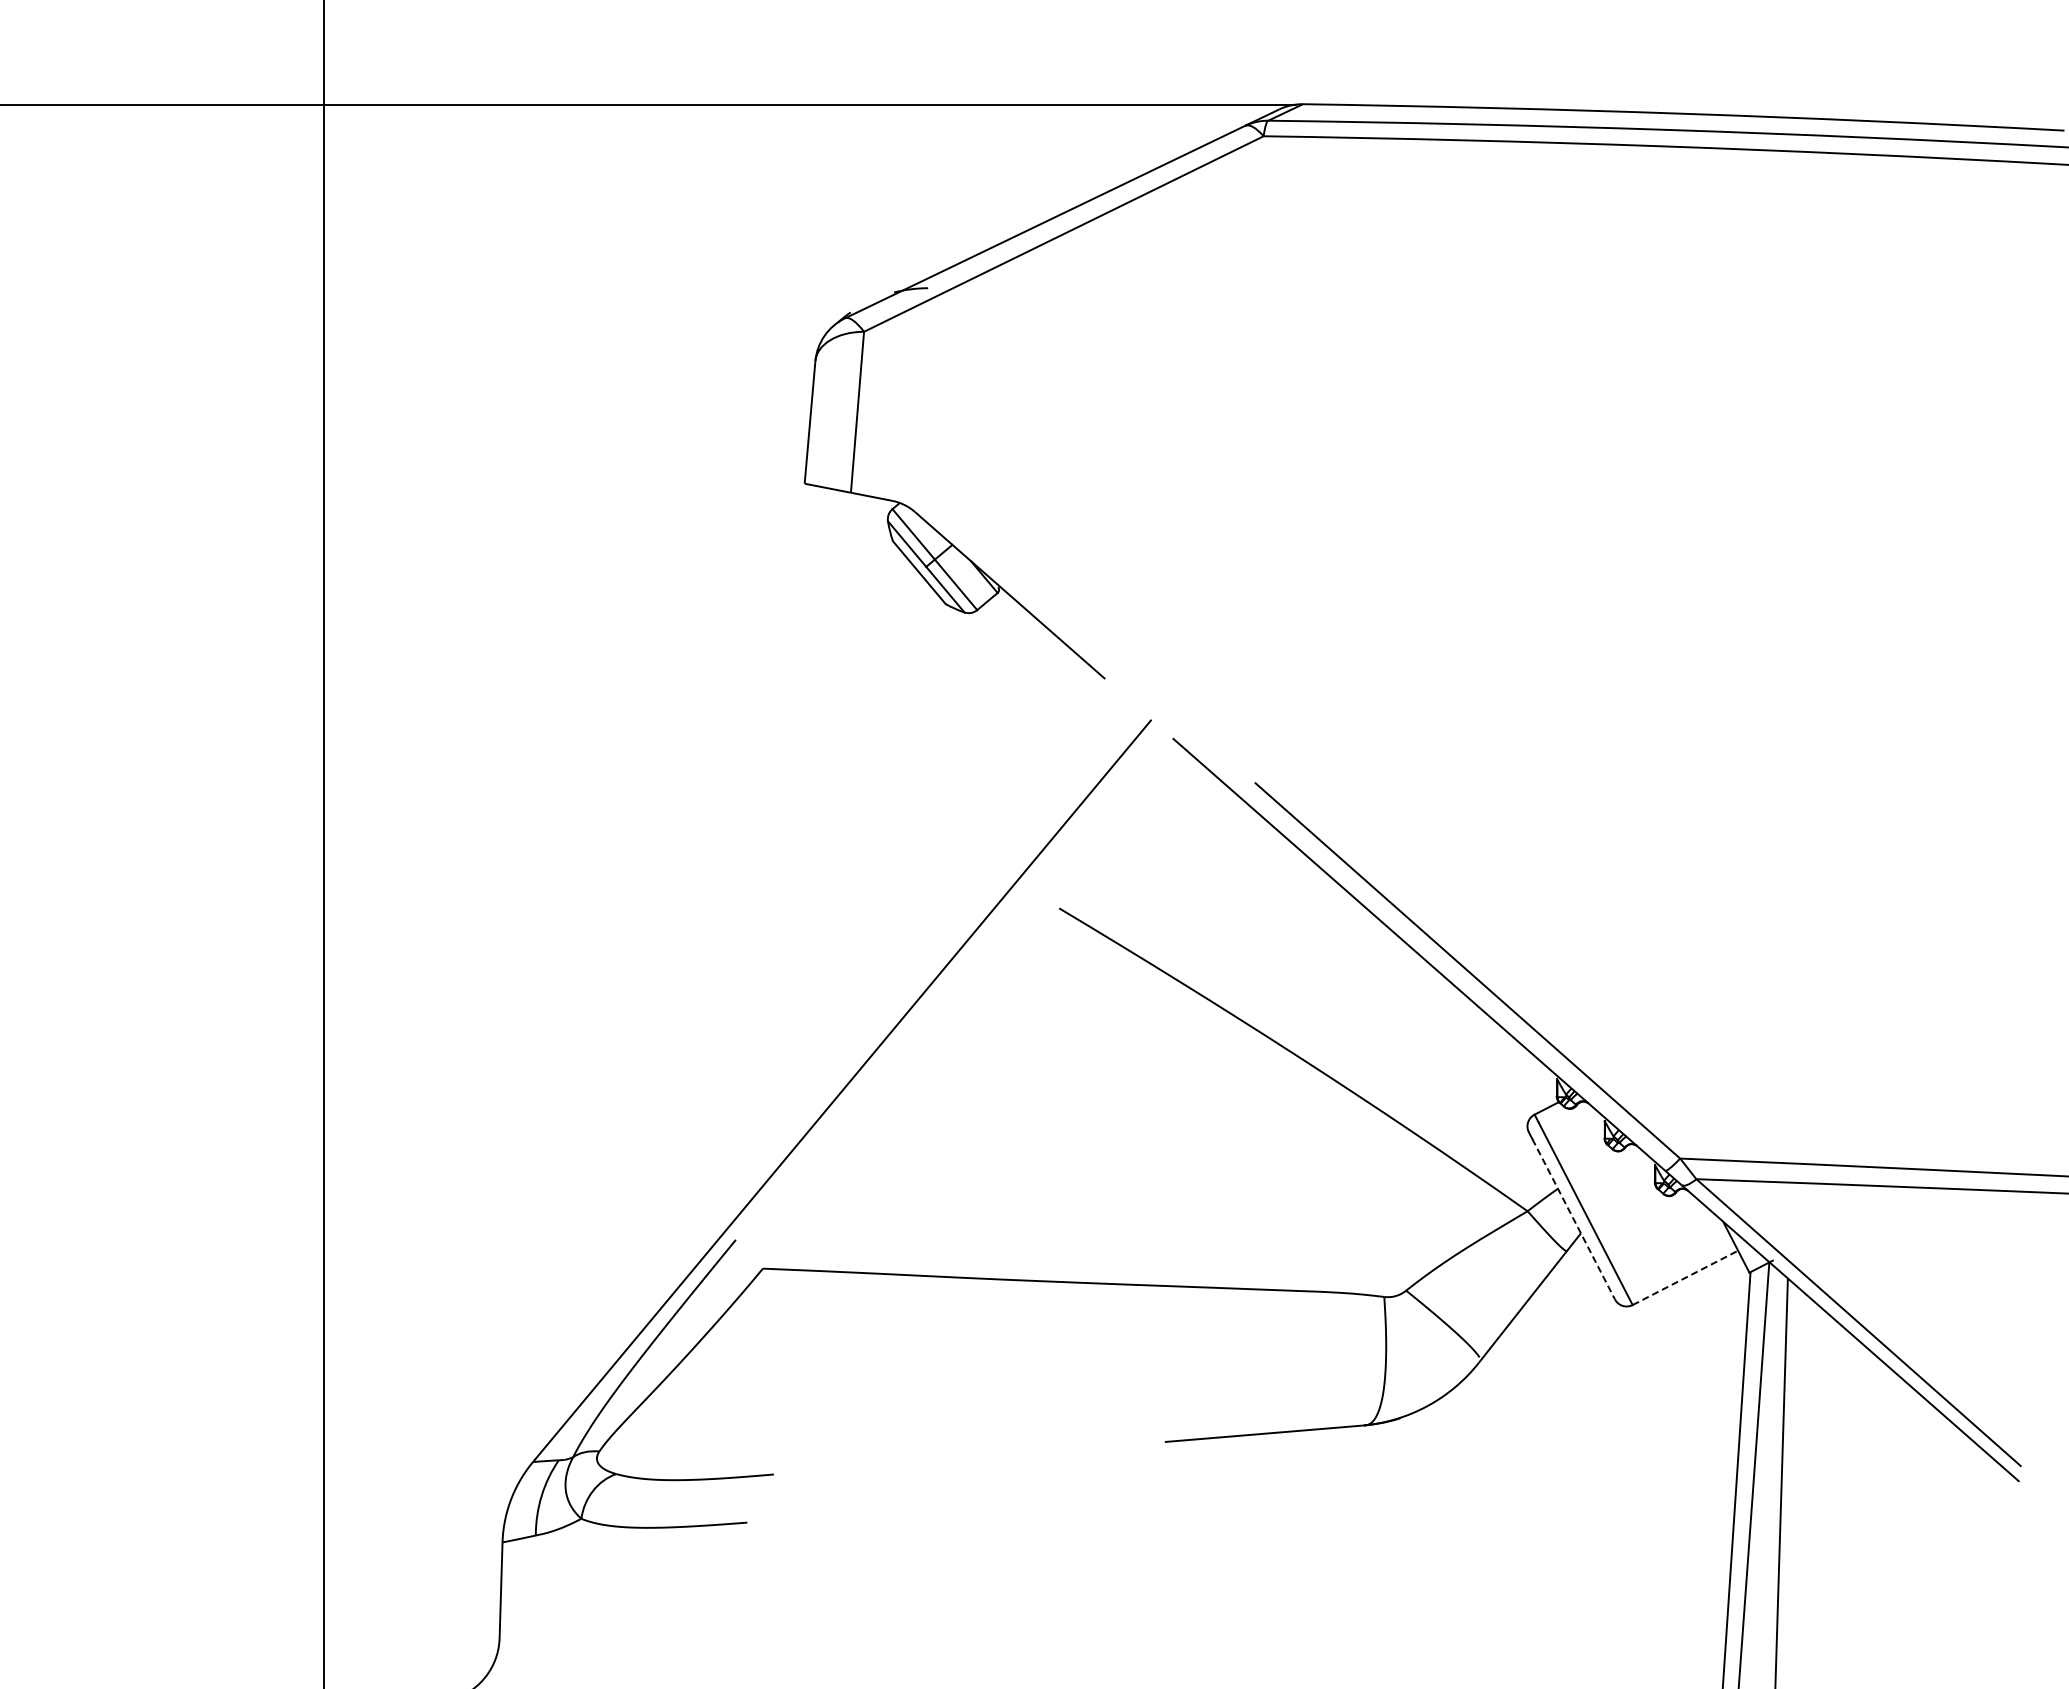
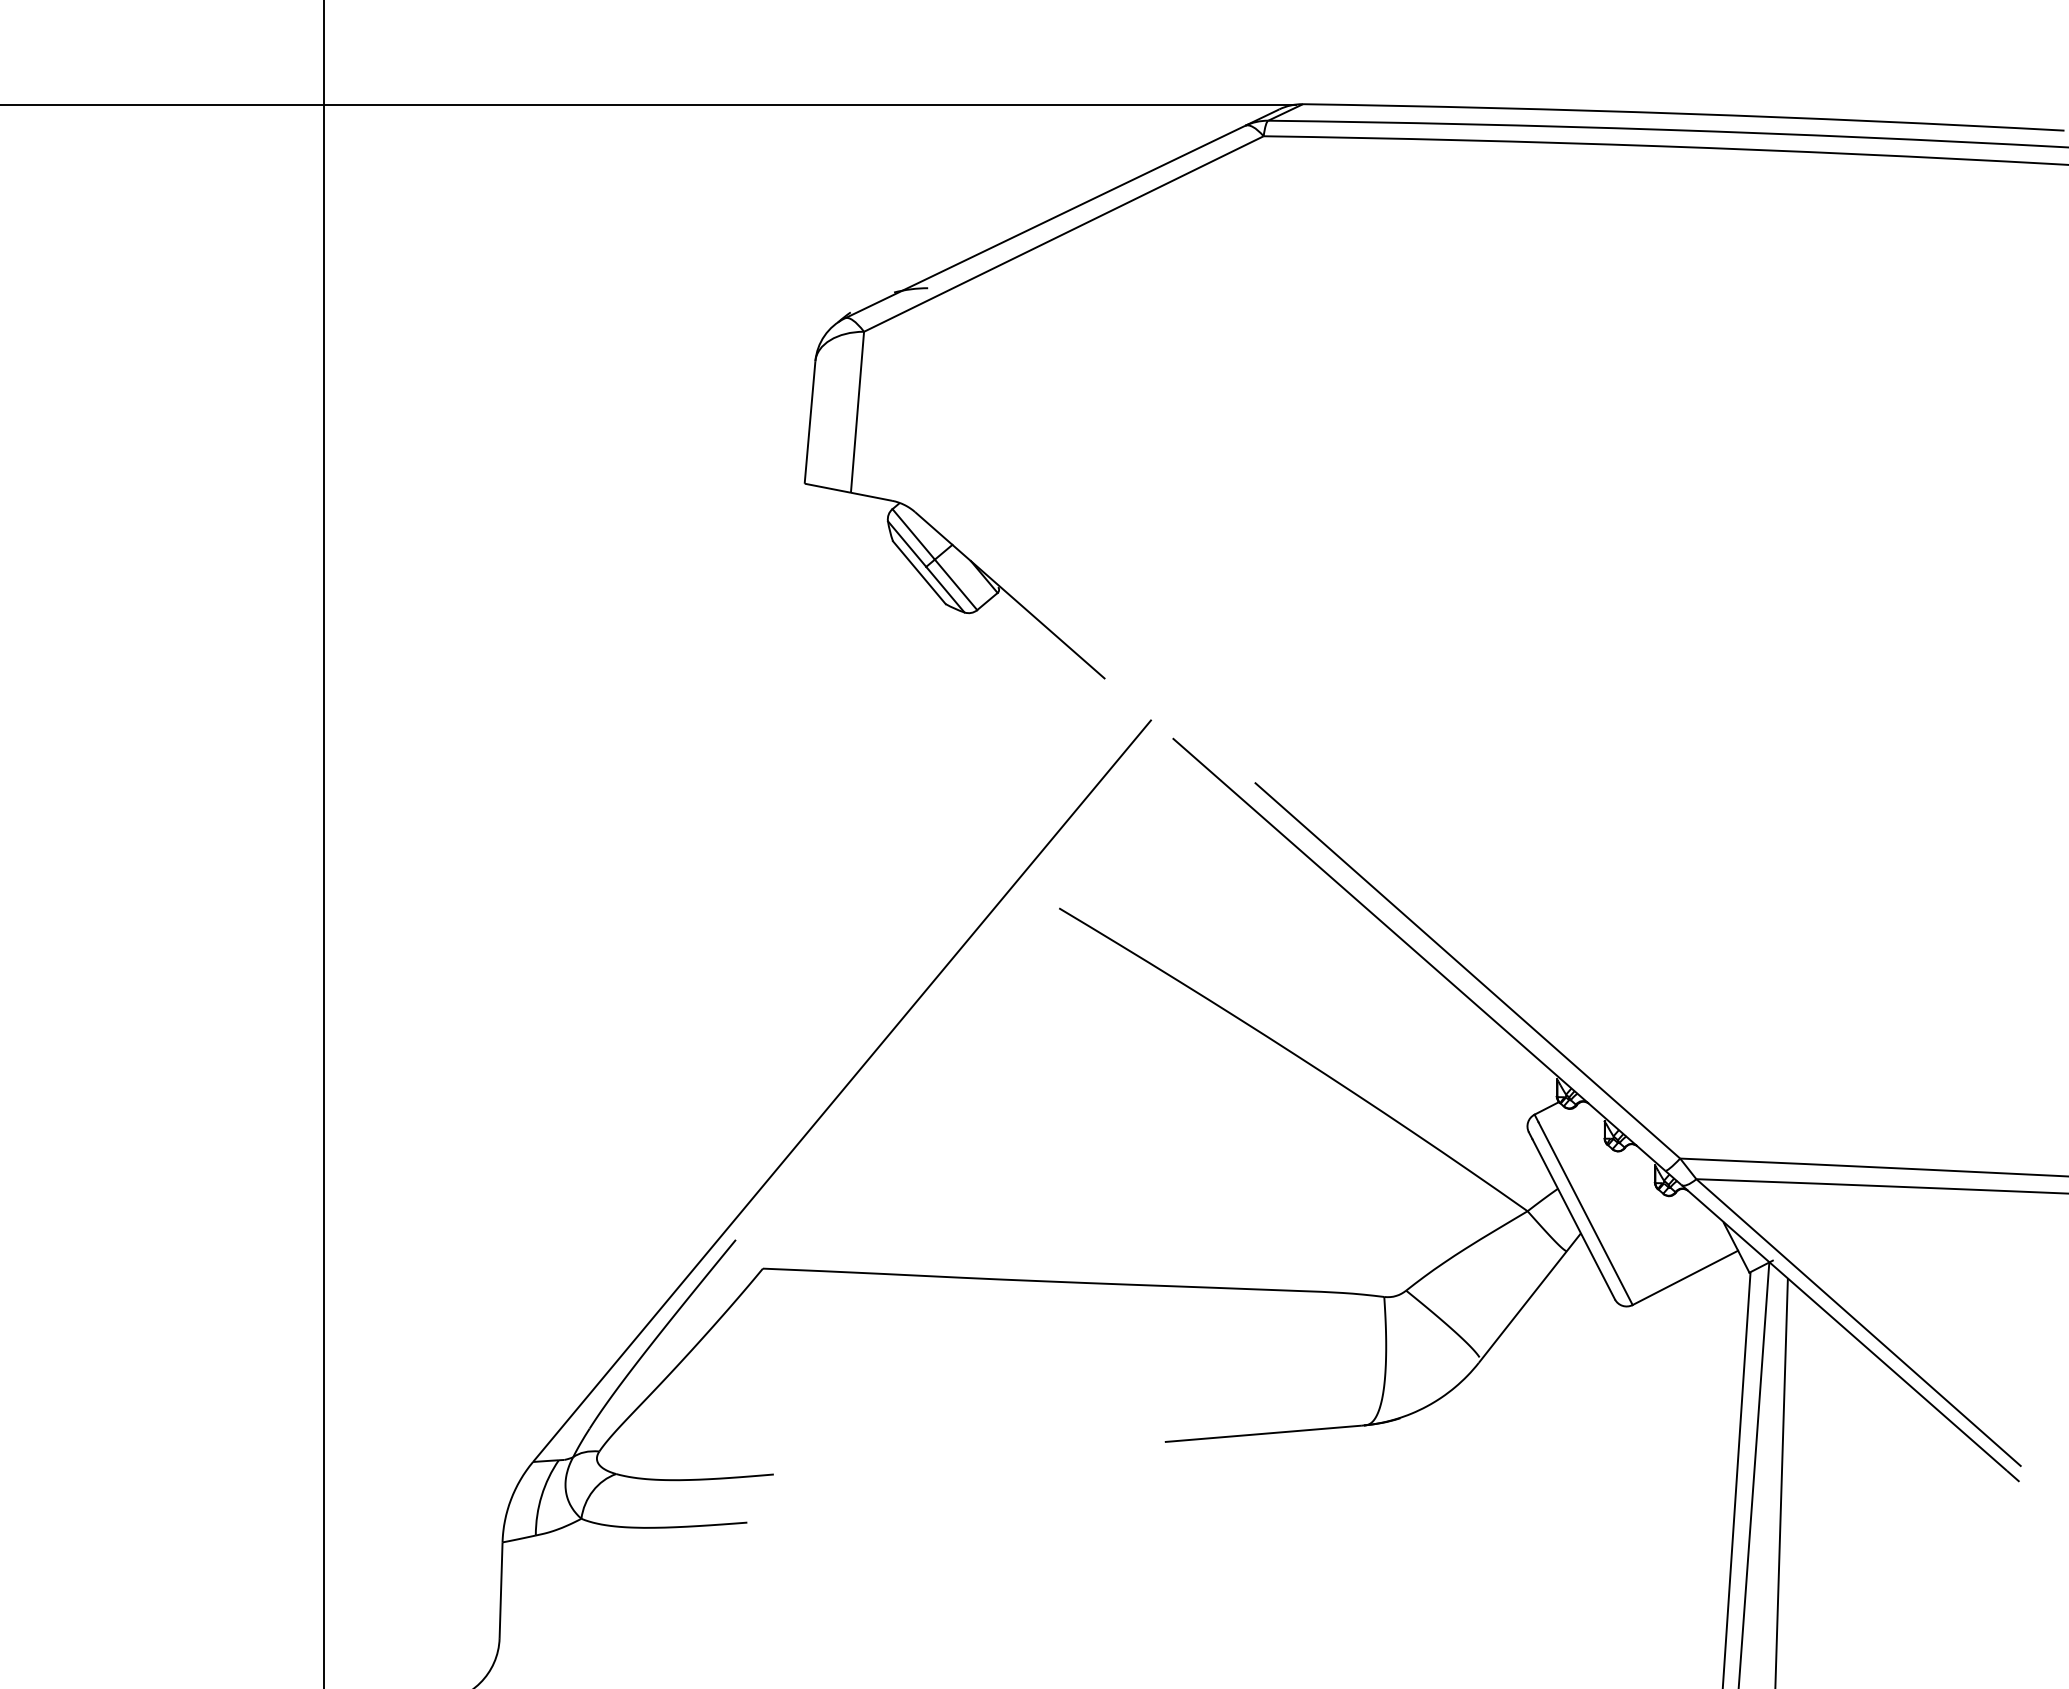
line: dashed -> solid (1573, 1219)
line: dashed -> solid (1685, 1277)
